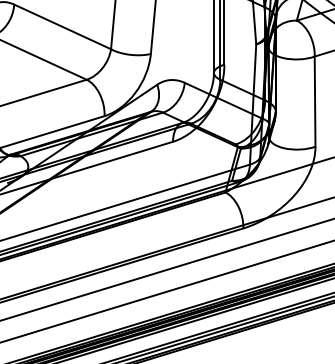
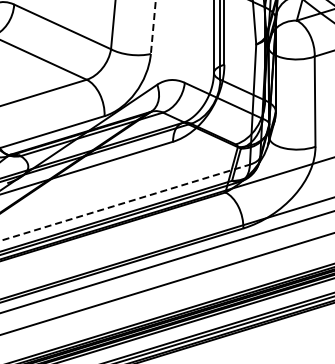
line: solid -> dashed (153, 27)
line: solid -> dashed (125, 202)
line position: (166, 269) -> (166, 262) (166, 262)
line position: (166, 291) -> (166, 283) (166, 283)
